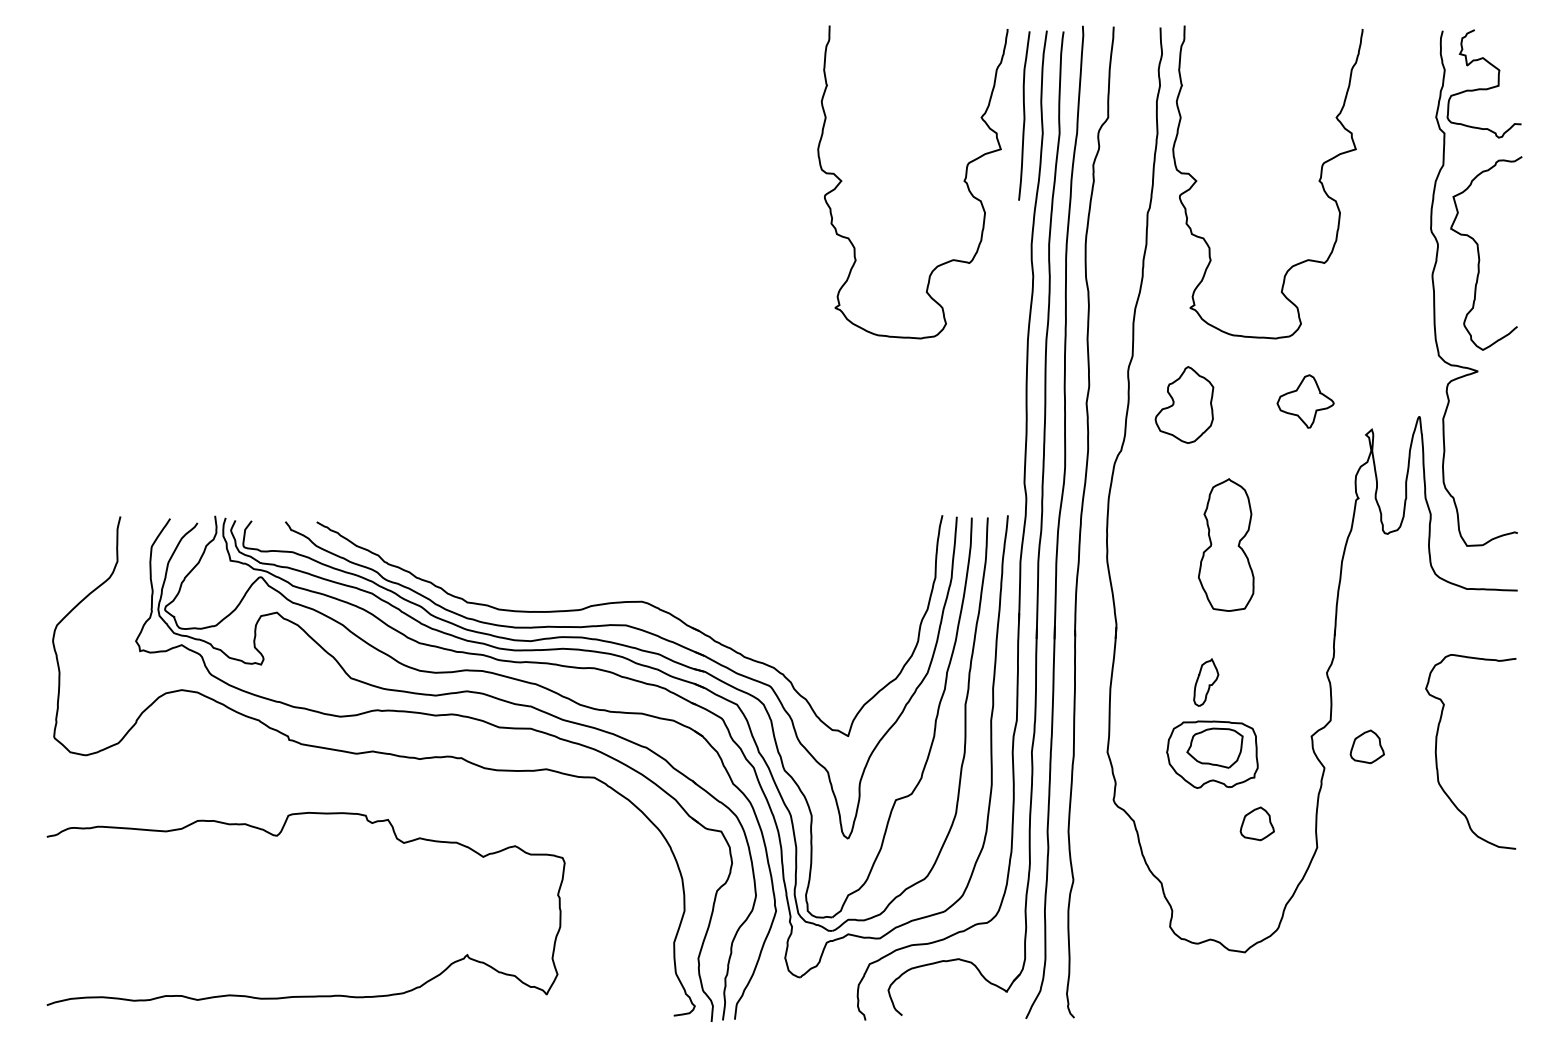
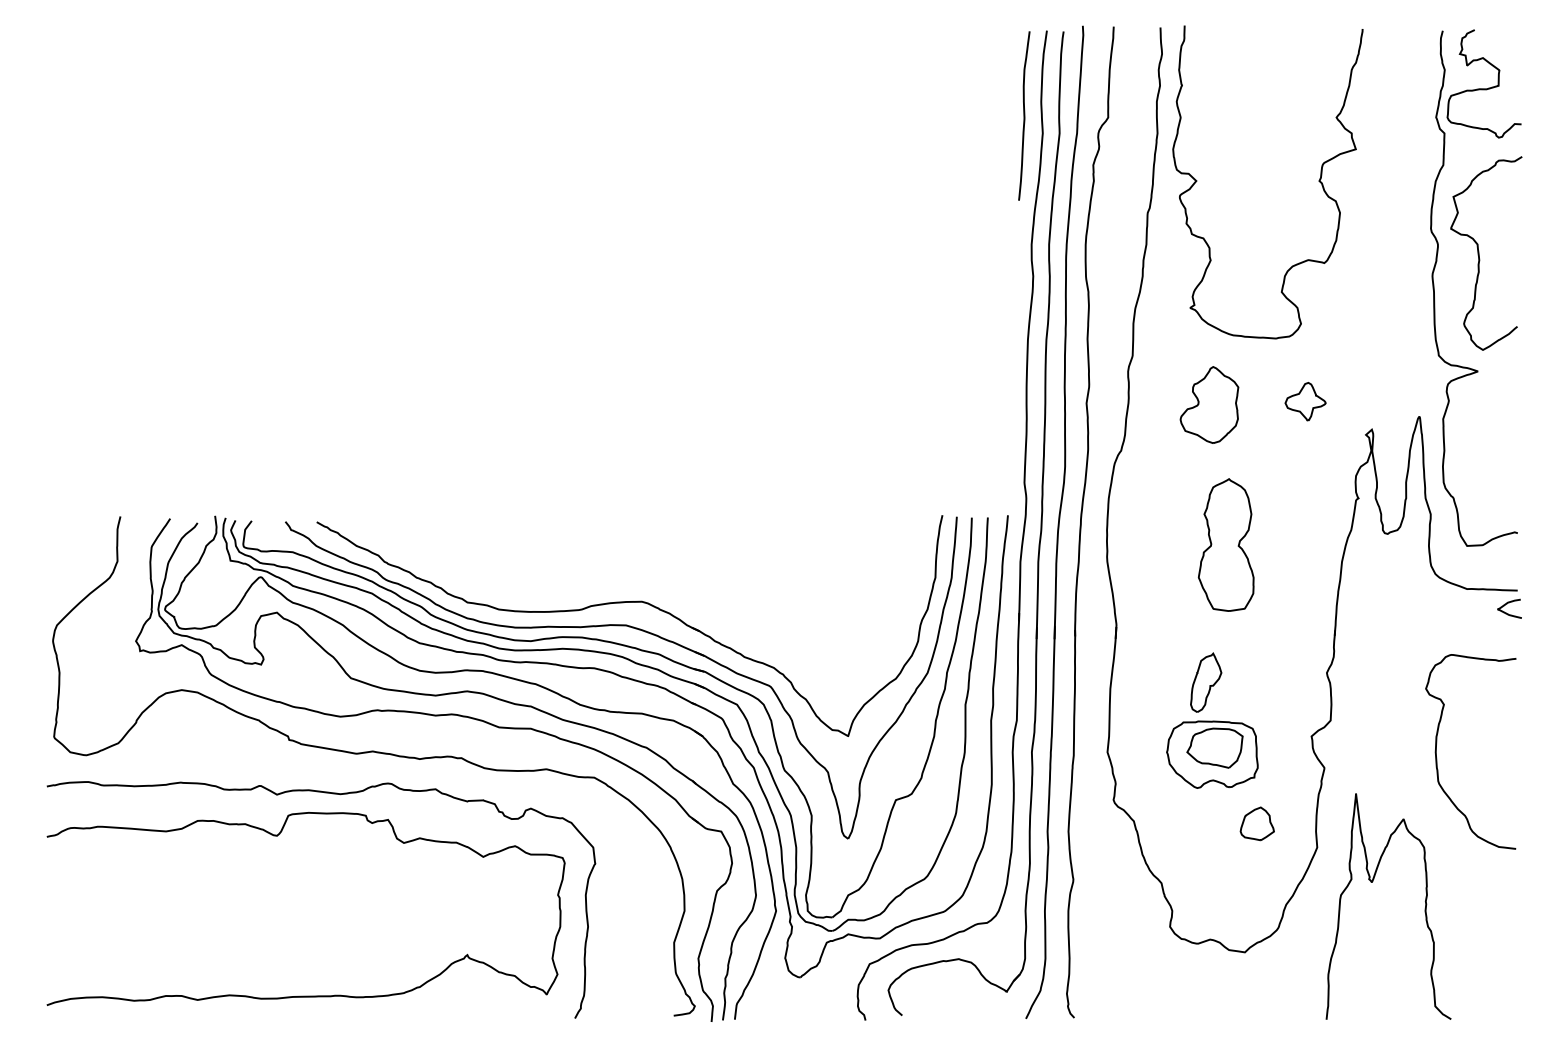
curve: present -> none (963, 181)
part size: 59x55 px -> 43x40 px (1305, 401)
part position: (1184, 404) -> (1209, 404) (1209, 404)
curve: none -> present (1507, 604)
part size: 27x49 px -> 33x61 px (1206, 682)
part: present -> none (1366, 746)
curve: none -> present (332, 794)
curve: none -> present (1372, 882)
